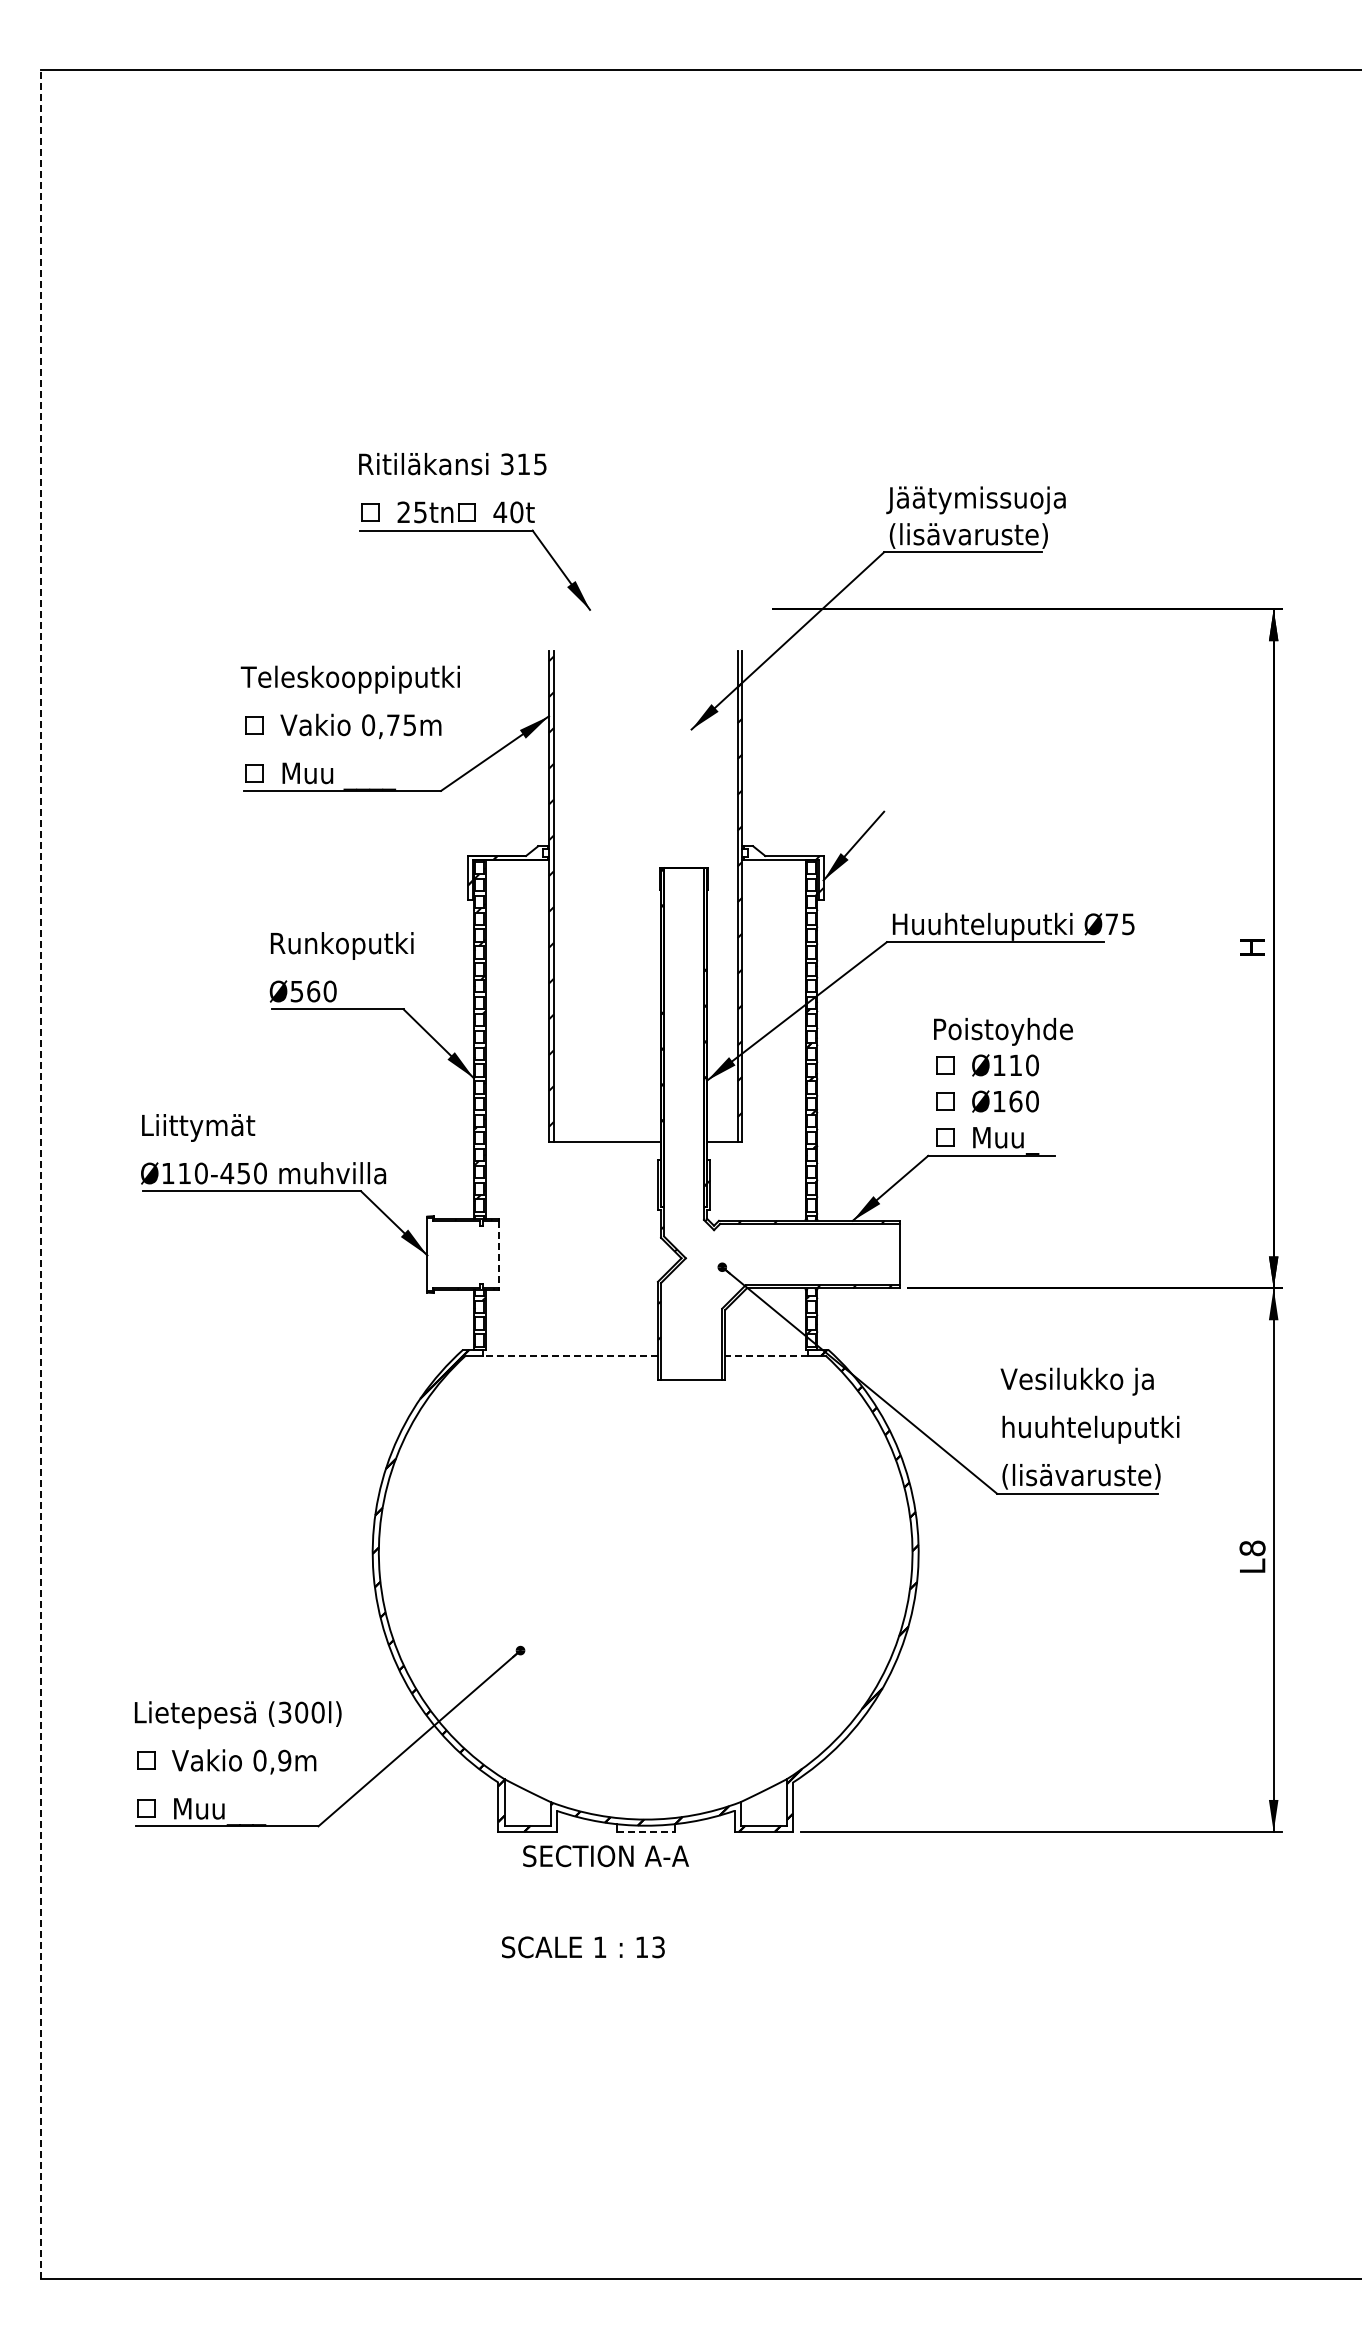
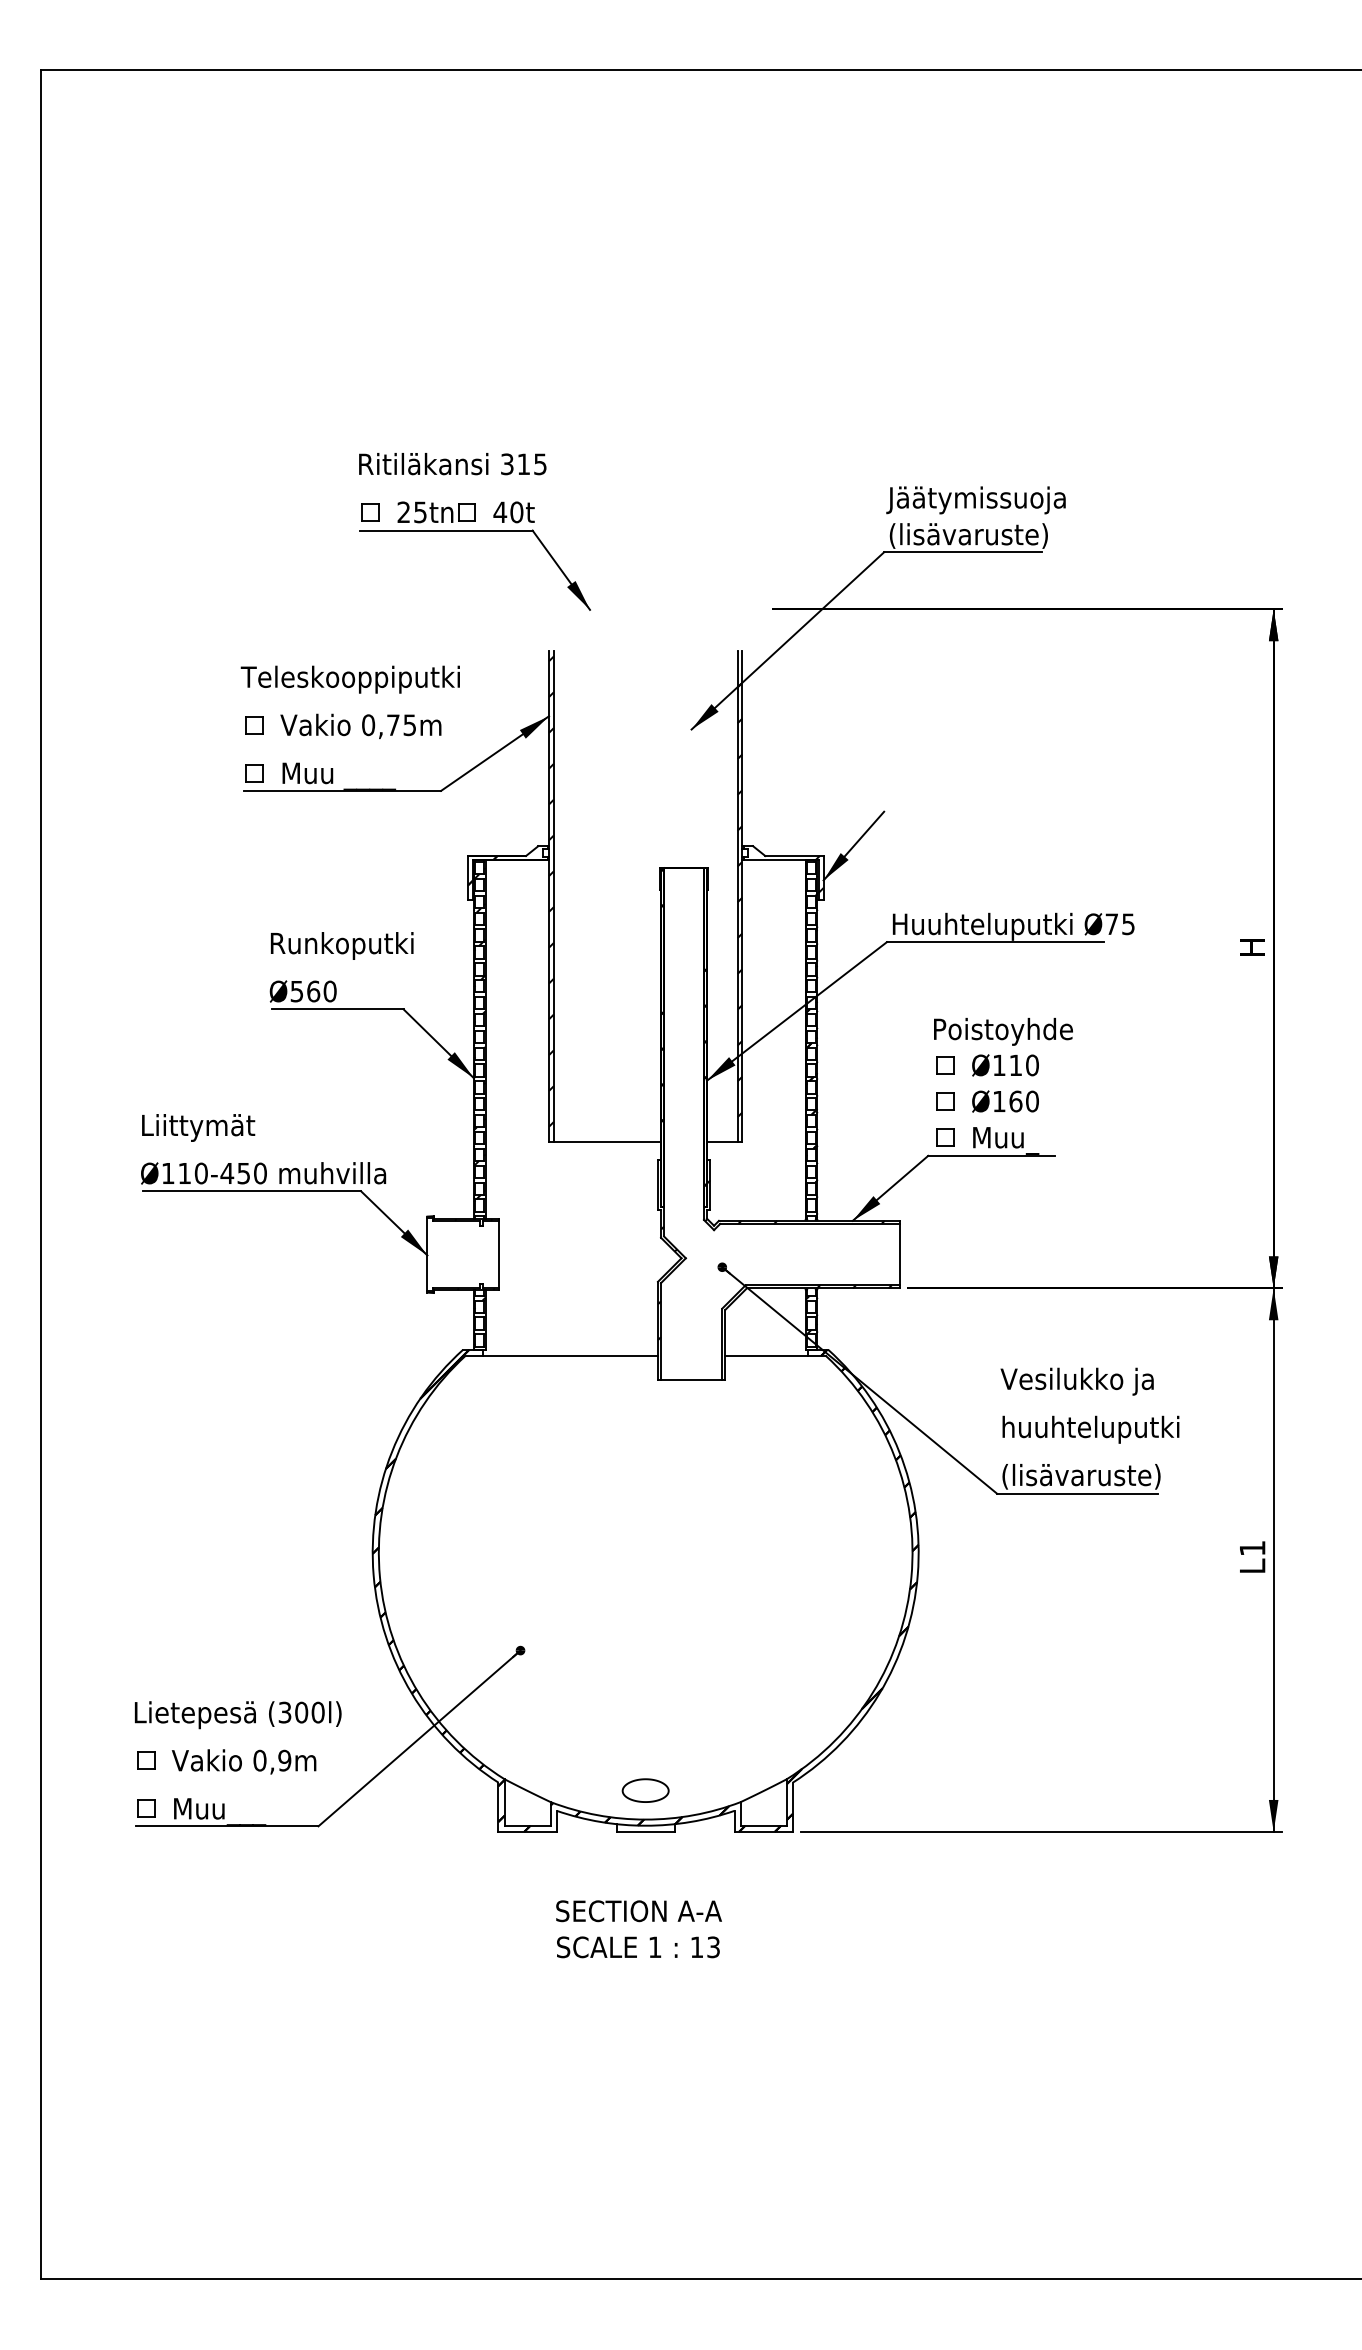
line: dashed -> solid (40, 1174)
line: dashed -> solid (499, 1254)
line: dashed -> solid (570, 1355)
line: dashed -> solid (766, 1355)
text: L8 -> L1 (1252, 1548)
part: none -> present (645, 1790)
line: dashed -> solid (646, 1831)
text position: (605, 1856) -> (638, 1911) (638, 1911)
text position: (583, 1947) -> (638, 1947) (638, 1947)
